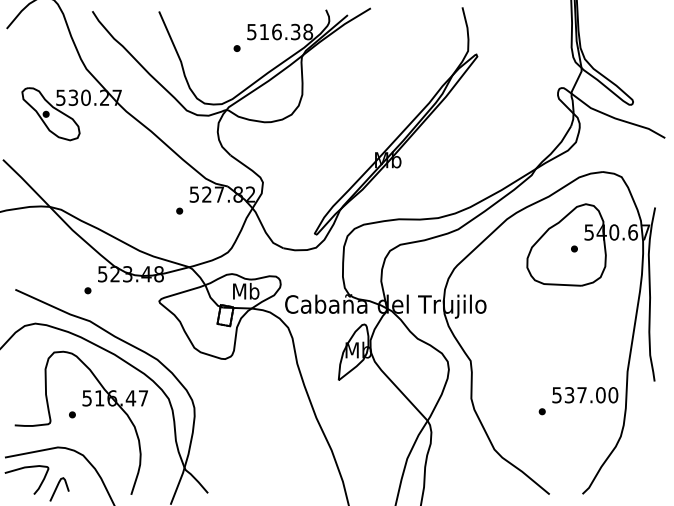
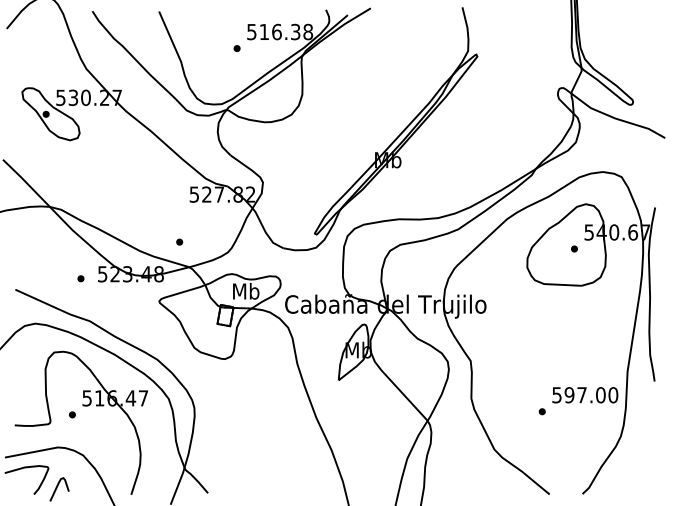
part position: (179, 210) -> (179, 241) (179, 241)
part position: (87, 290) -> (80, 278) (80, 278)
text: 537.00 -> 597.00 (569, 395)
